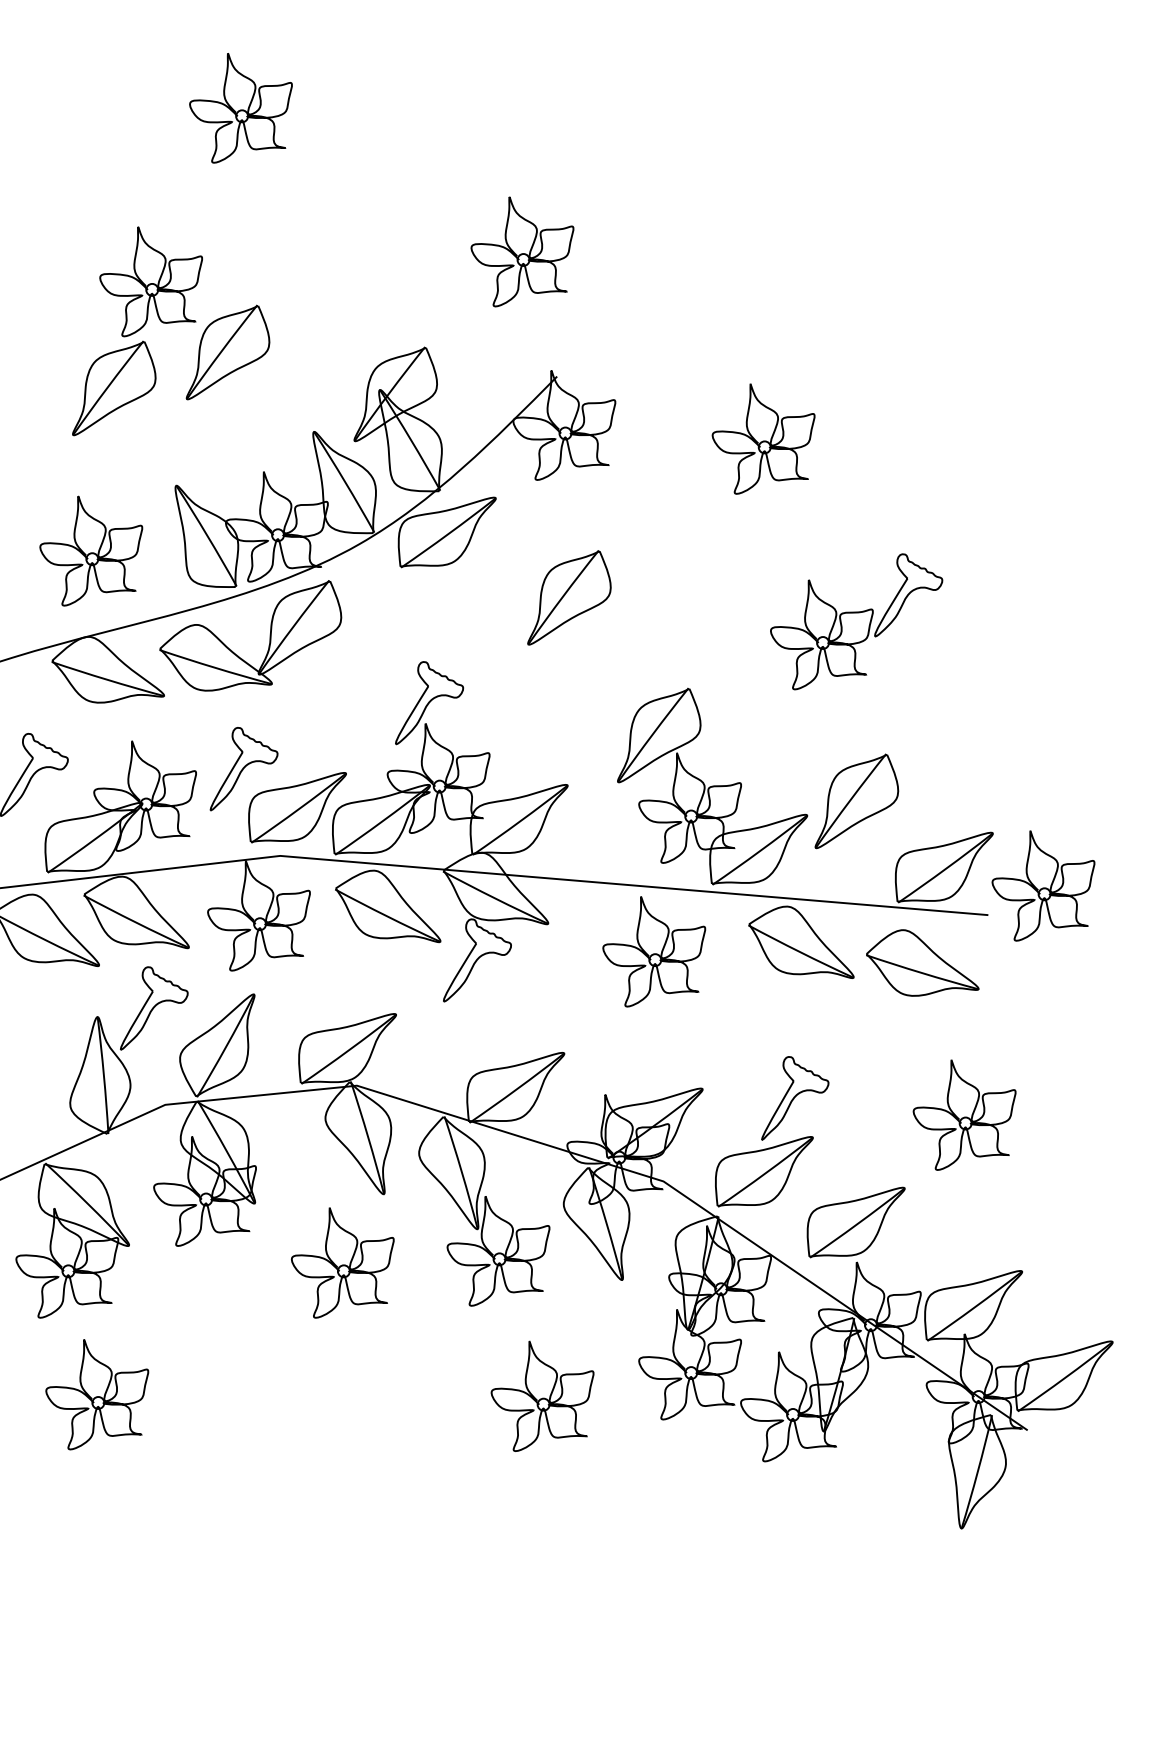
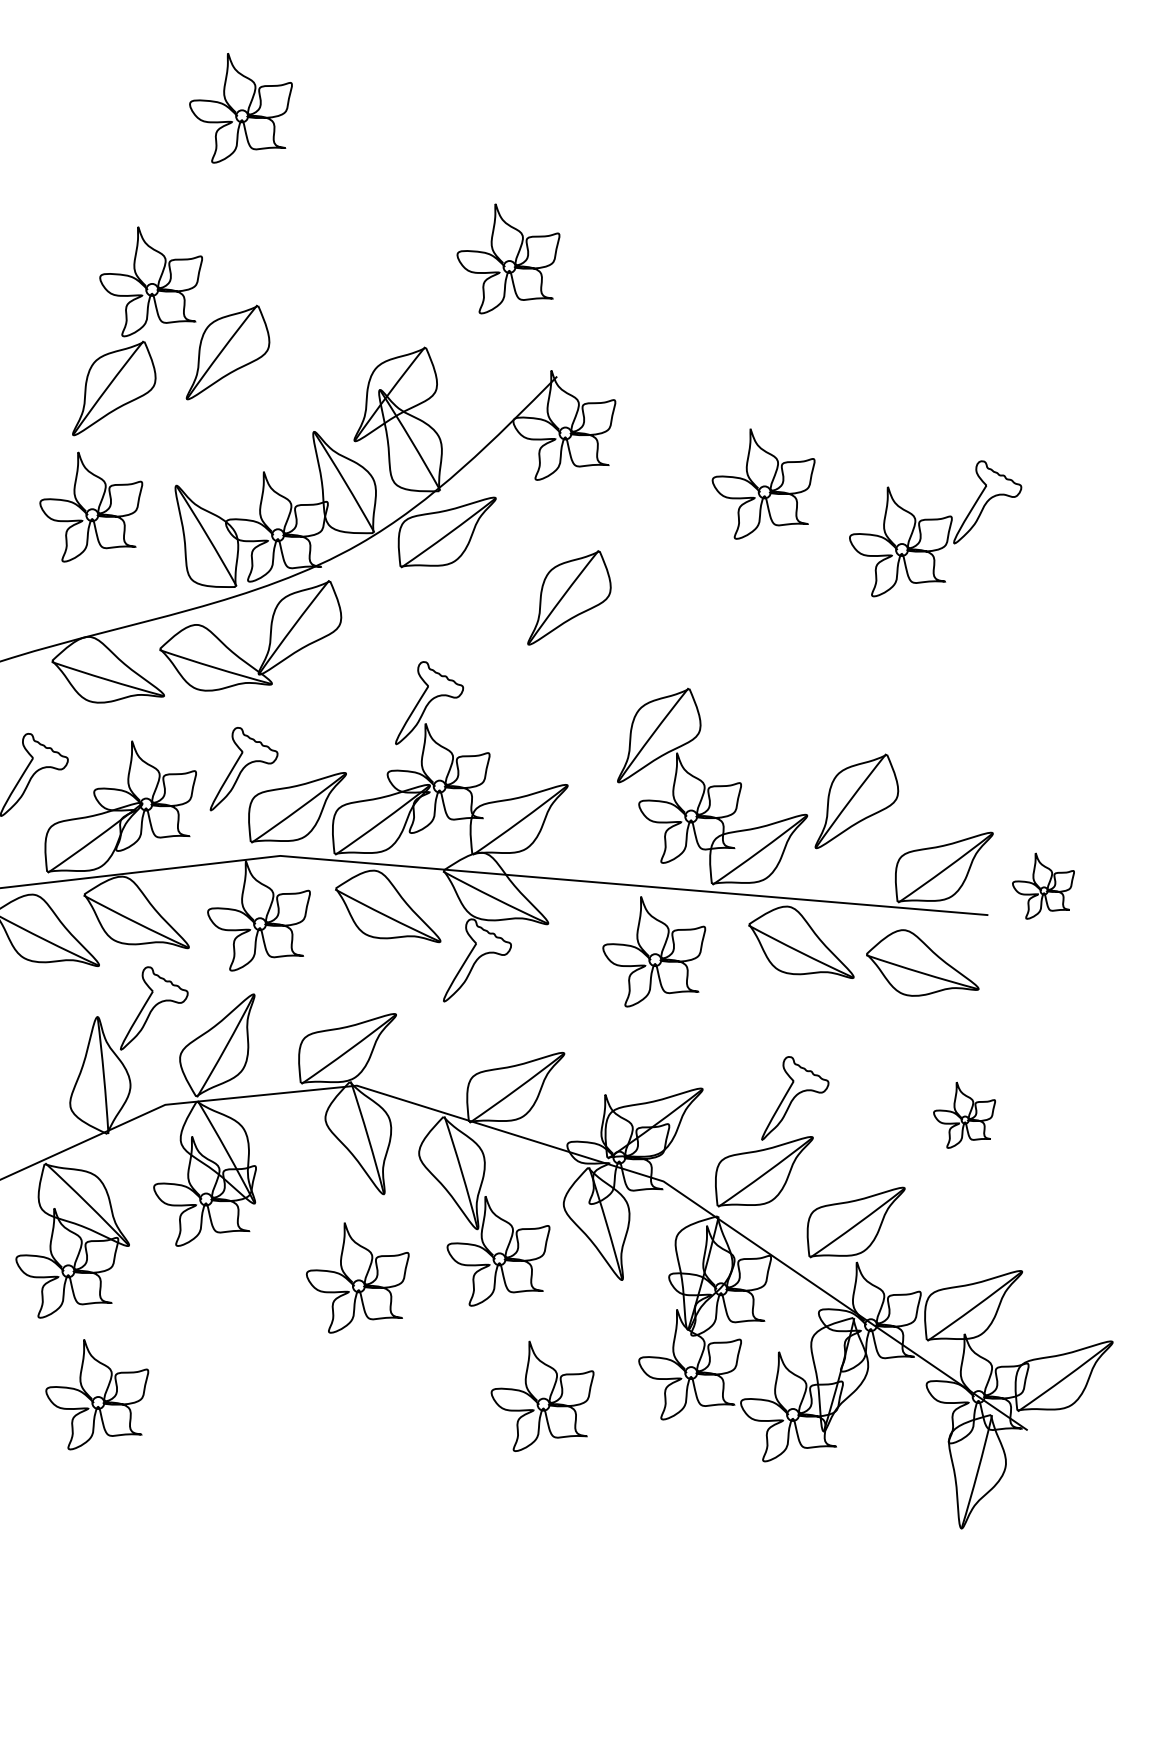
part position: (522, 251) -> (508, 258) (508, 258)
part position: (763, 438) -> (763, 483) (763, 483)
part position: (91, 550) -> (91, 506) (91, 506)
part position: (856, 621) -> (935, 528) (935, 528)
part size: 105x112 px -> 63x68 px (1043, 885)
part size: 105x112 px -> 63x68 px (964, 1114)
part position: (342, 1262) -> (357, 1277) (357, 1277)
